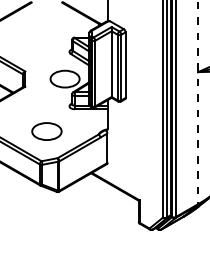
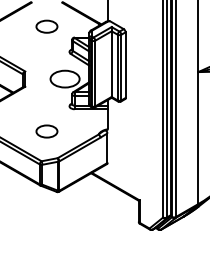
part: none -> present (46, 26)
line: dashed -> solid (198, 102)
part size: 32x19 px -> 24x15 px (46, 131)
